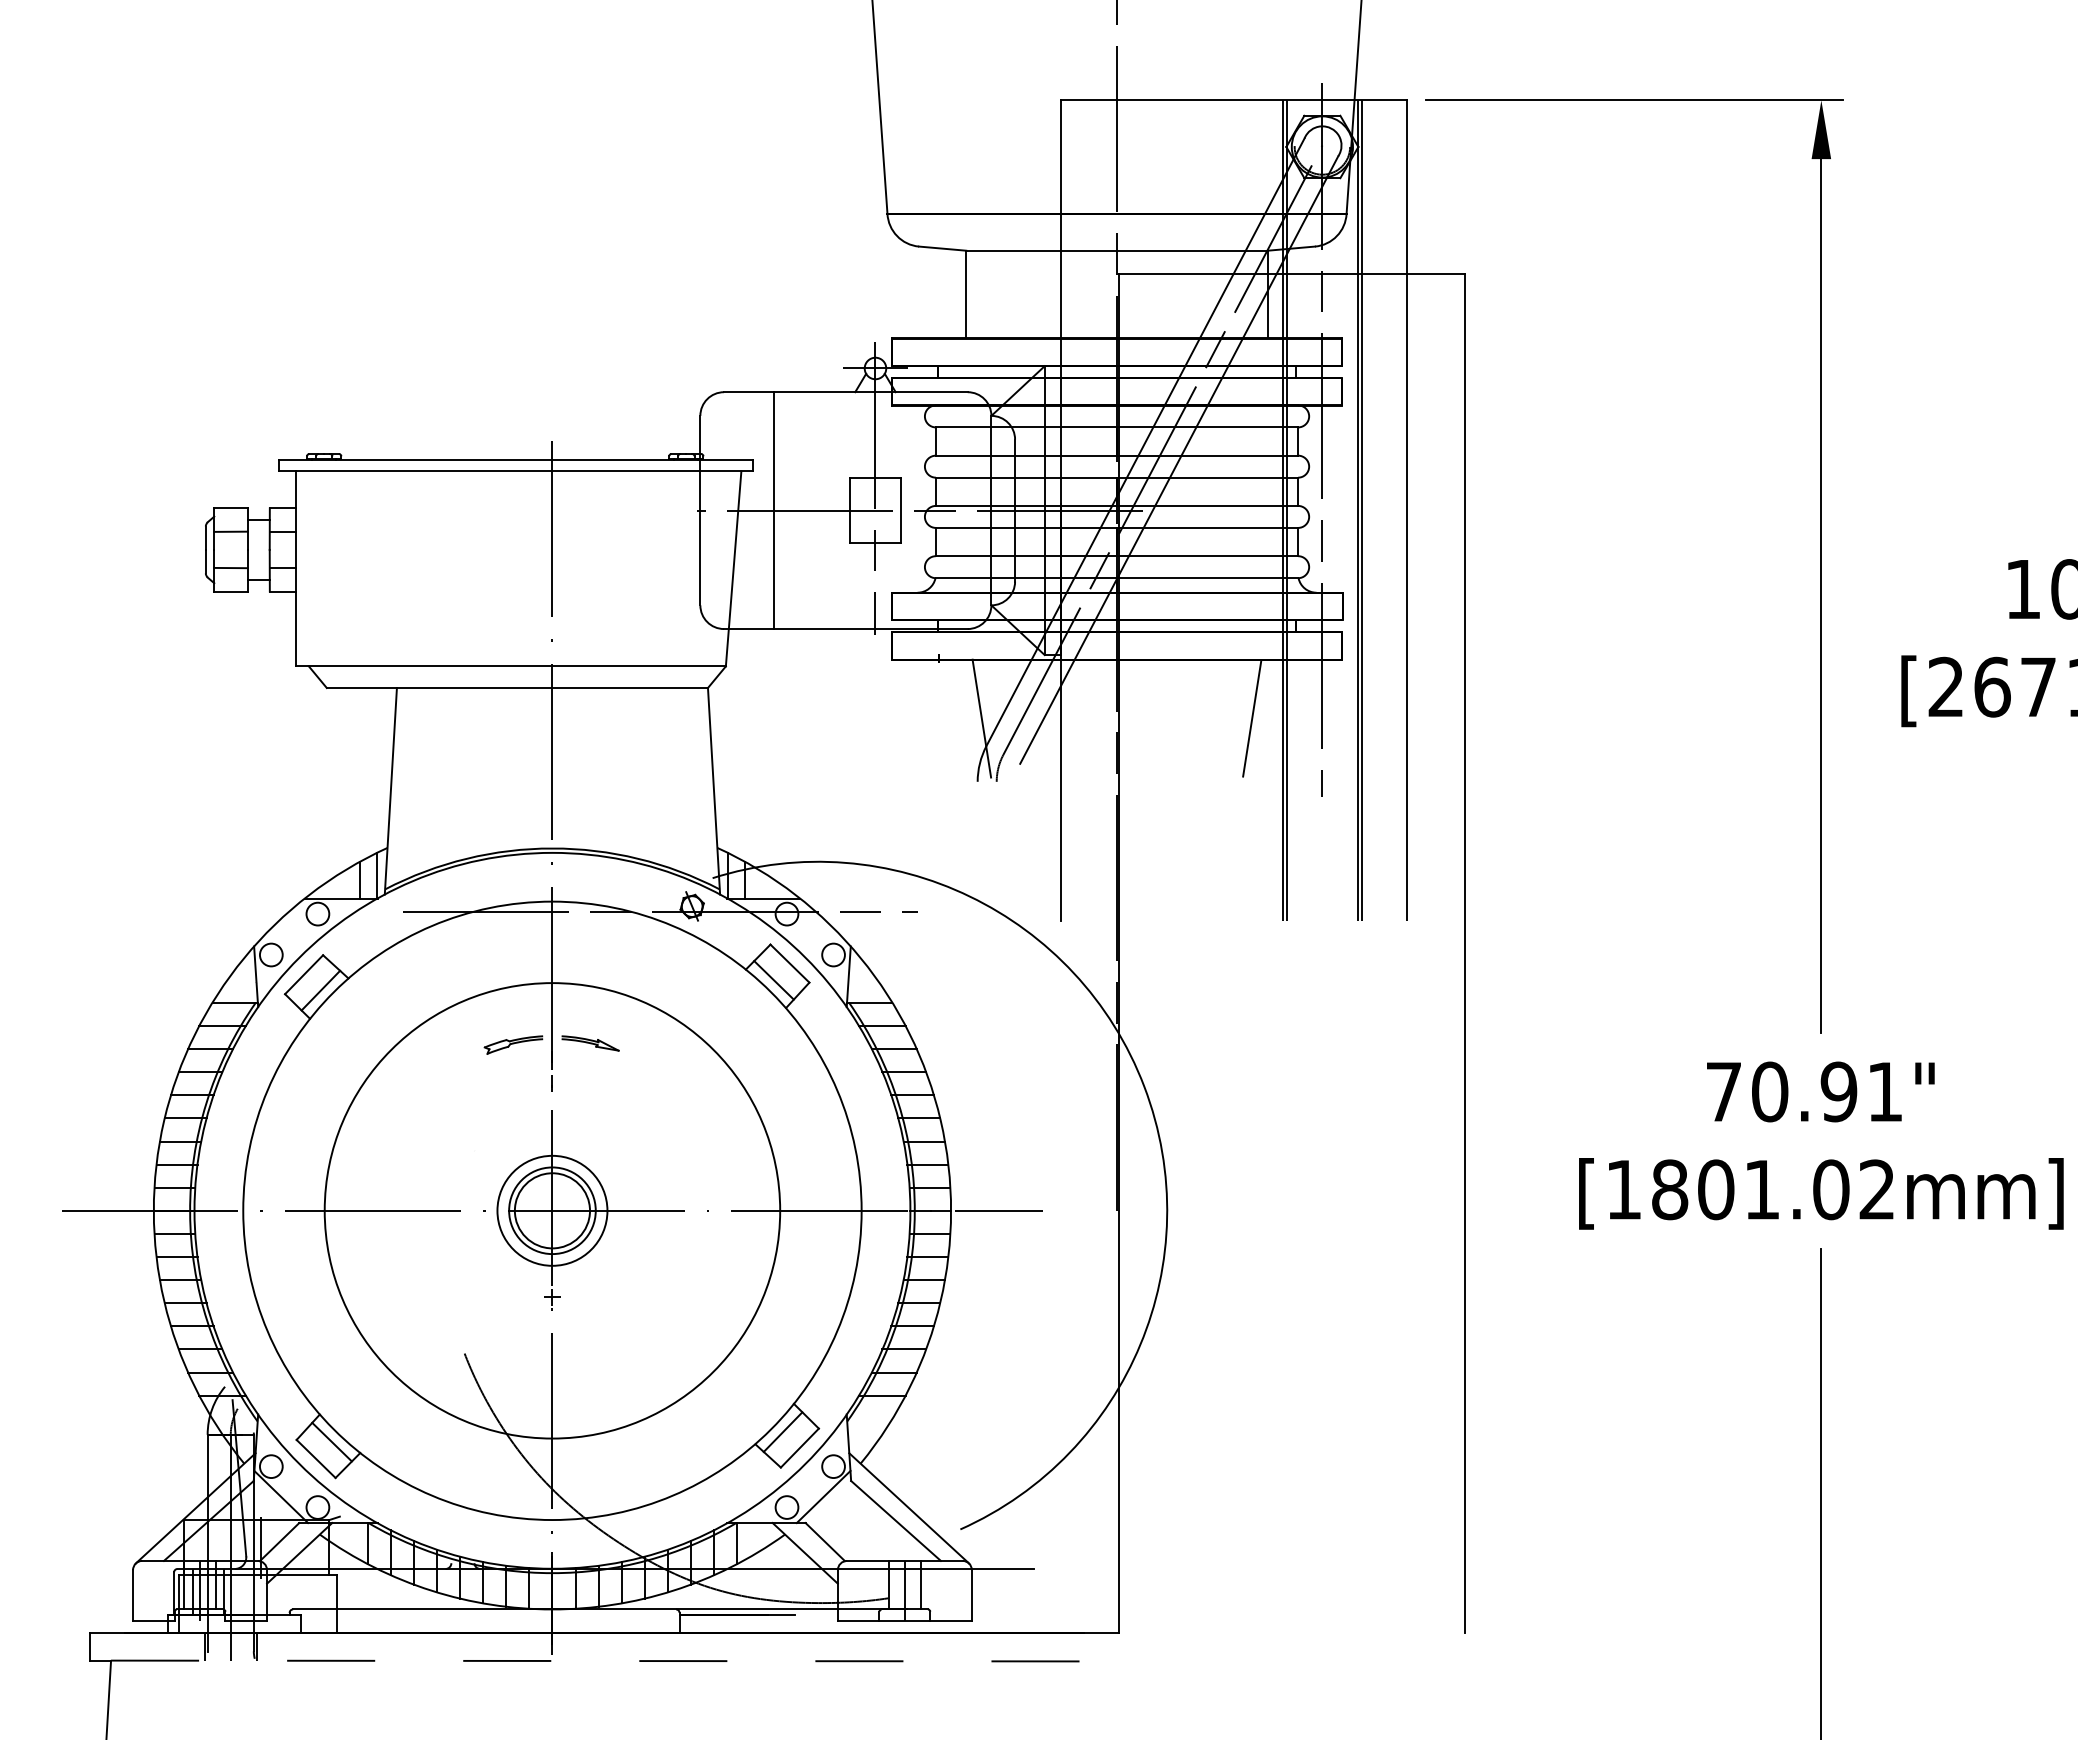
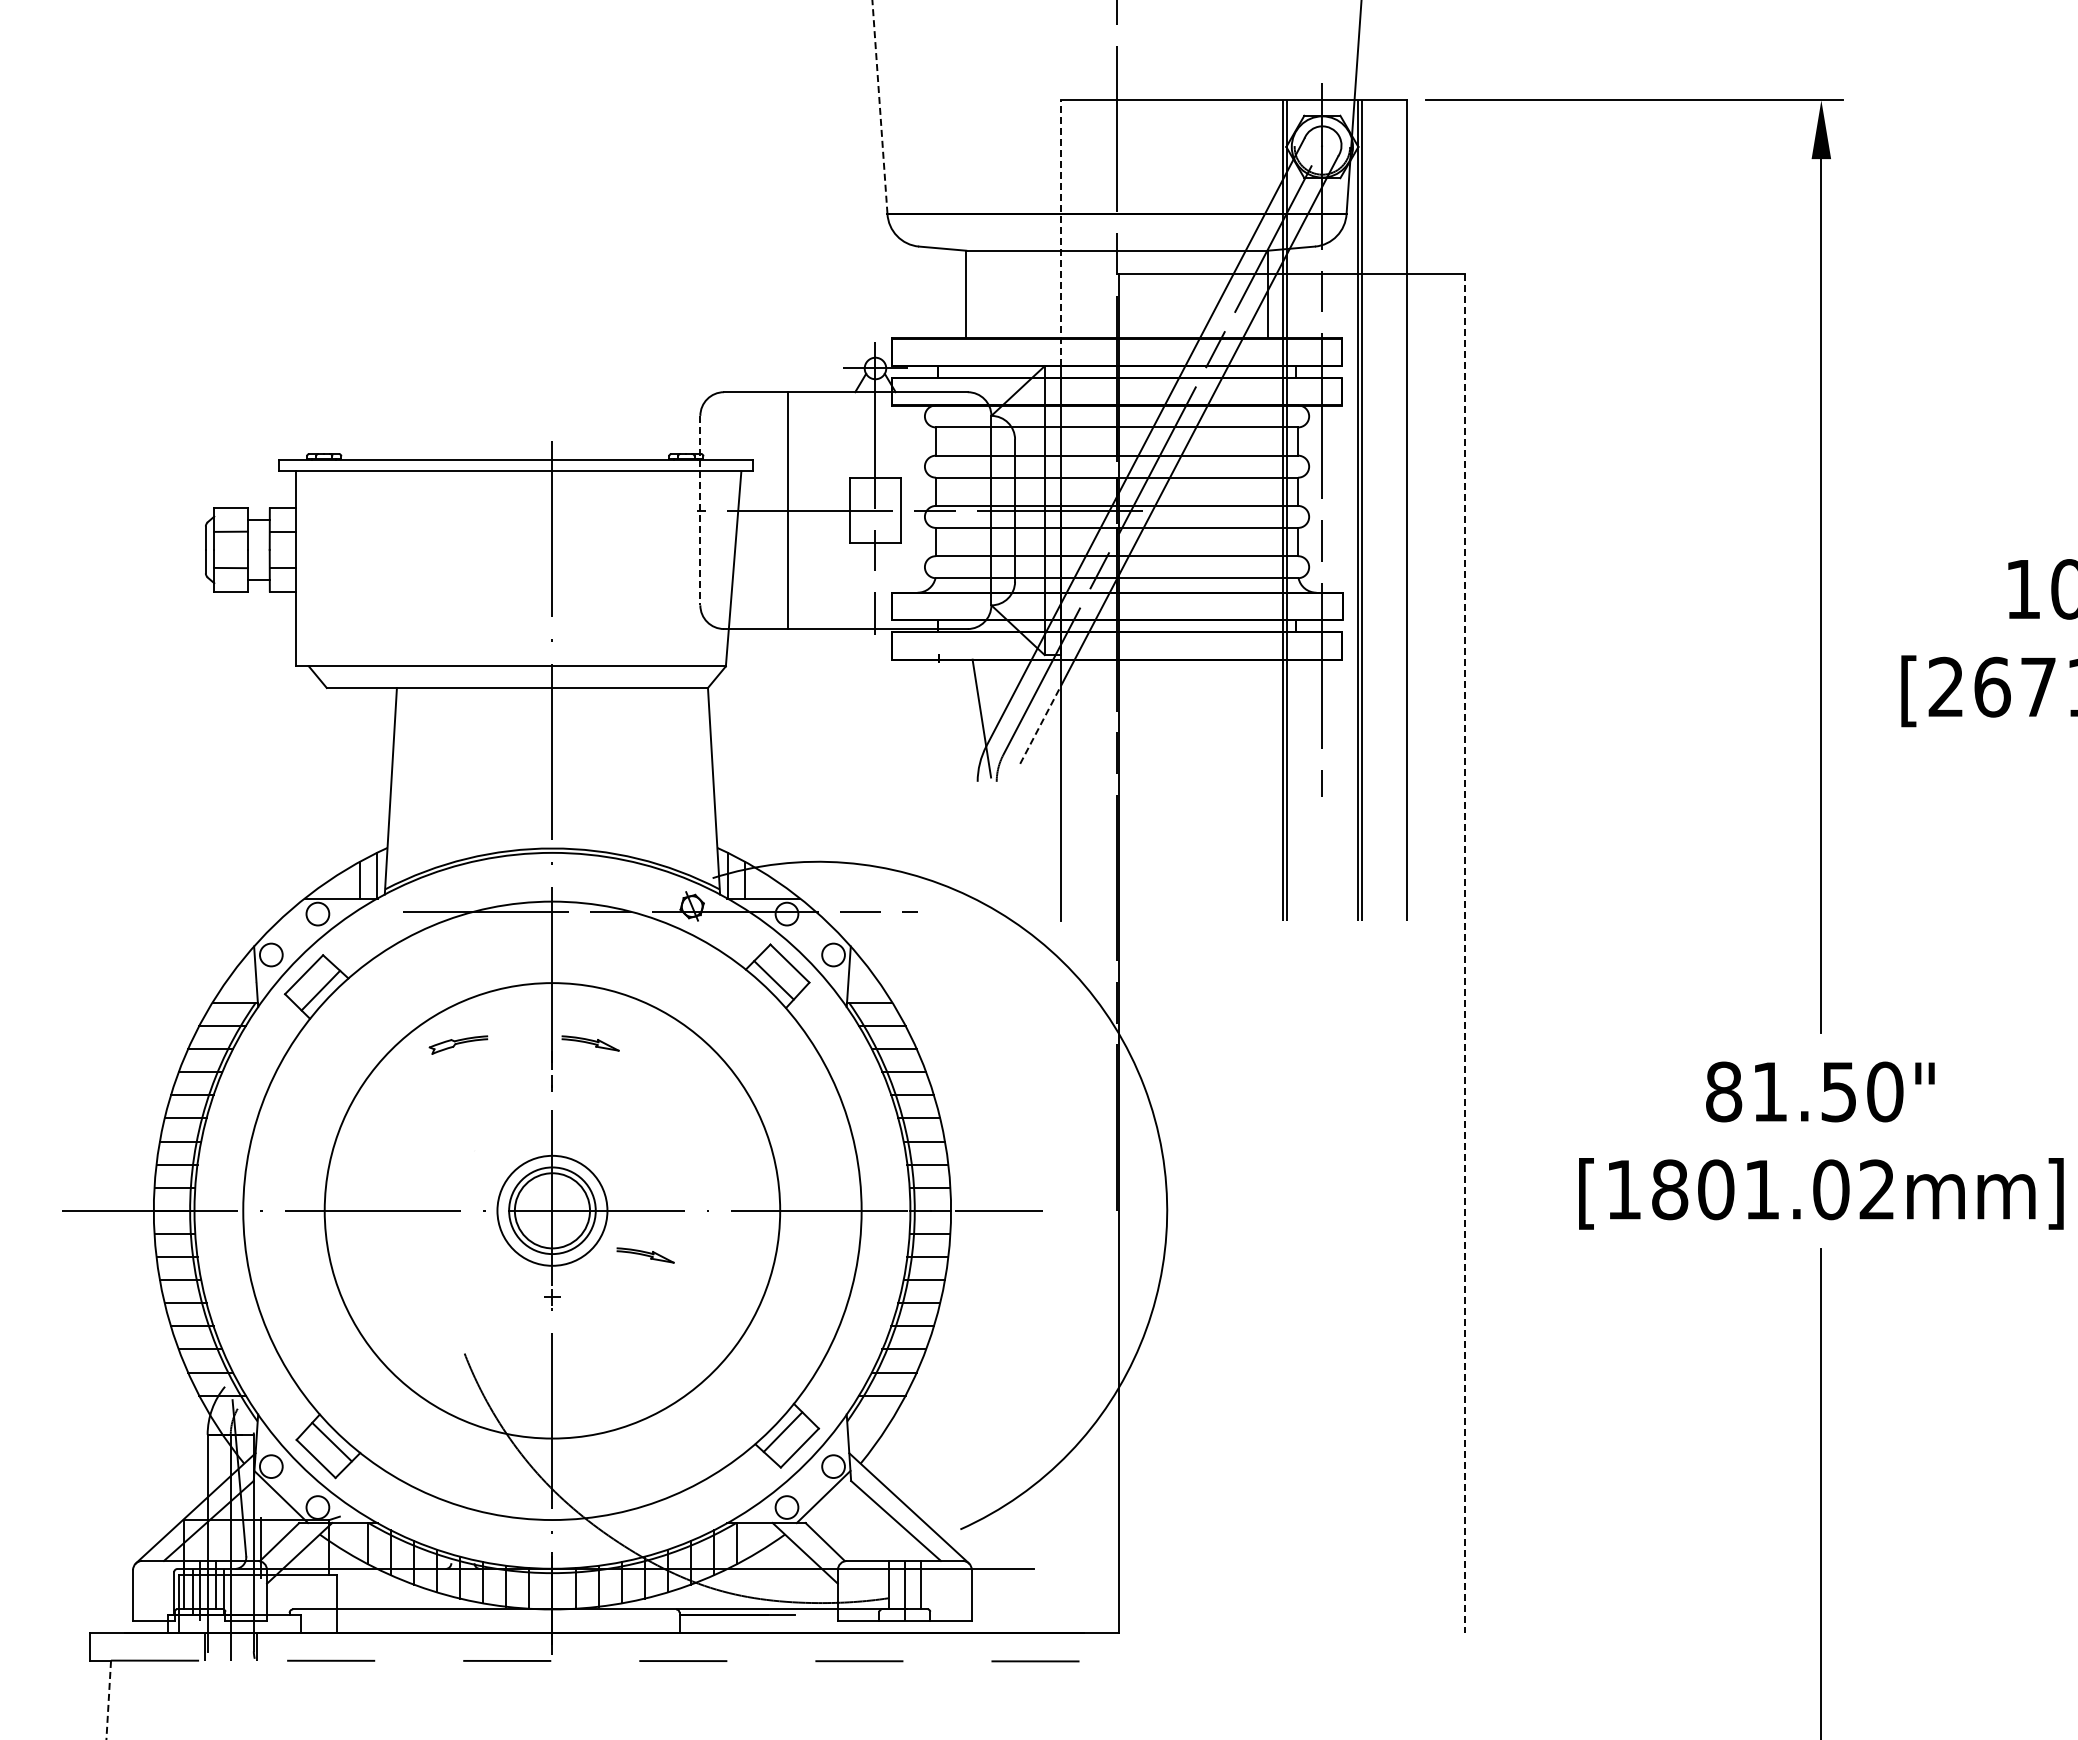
line: solid -> dashed (879, 107)
line: solid -> dashed (1060, 233)
line: solid -> dashed (700, 510)
line position: (774, 510) -> (788, 510) (788, 510)
line: present -> none (1251, 718)
line: solid -> dashed (1040, 725)
line: solid -> dashed (1465, 953)
part position: (513, 1044) -> (458, 1044) (458, 1044)
text: 70.91" -> 81.50" (1804, 1091)
part: none -> present (645, 1255)
line: solid -> dashed (108, 1700)
